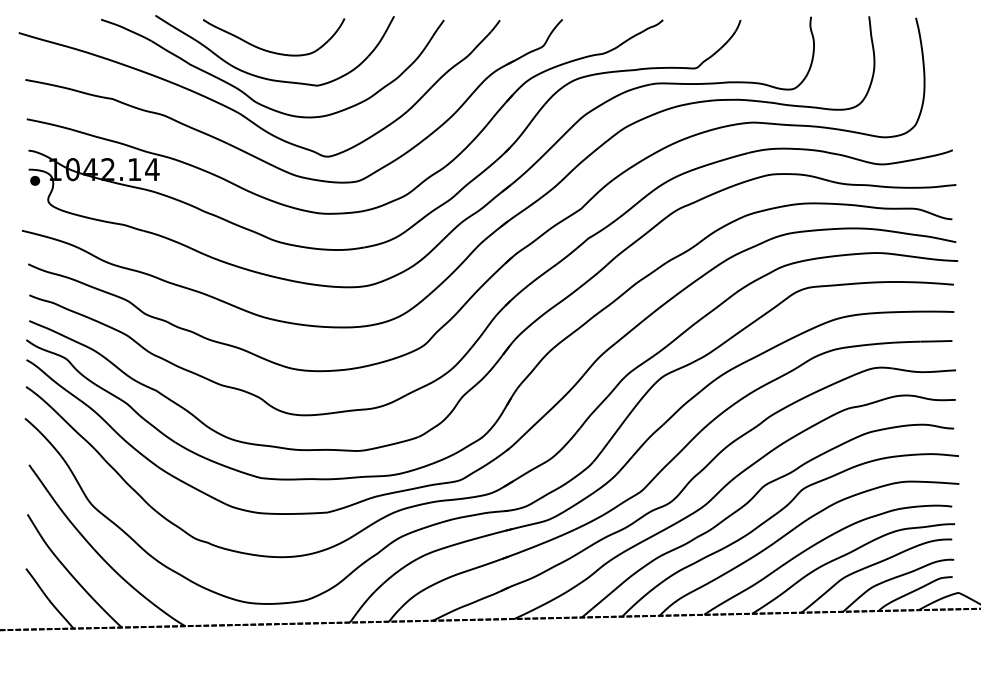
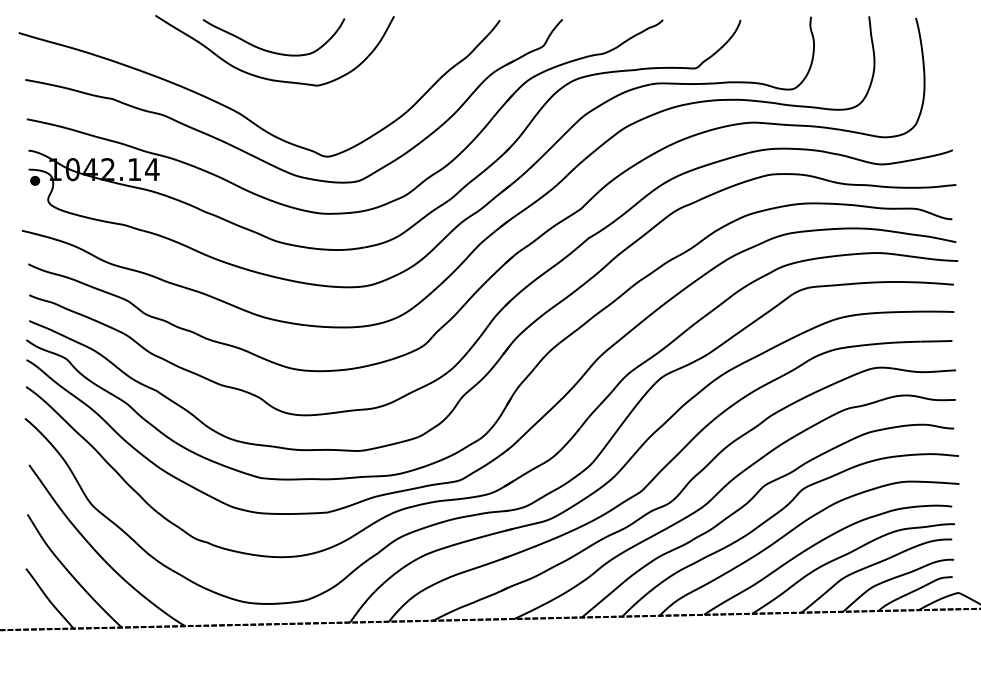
part: present -> none (251, 97)
